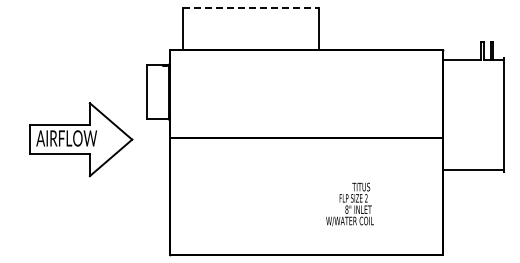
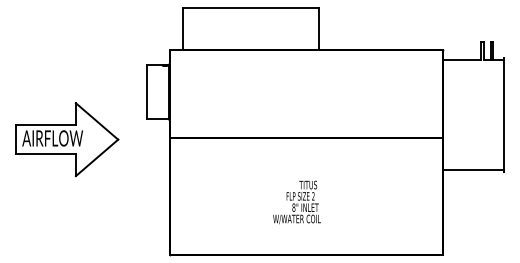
line: dashed -> solid (250, 7)
part position: (81, 139) -> (67, 139) (67, 139)
text position: (349, 204) -> (296, 202) (296, 202)
